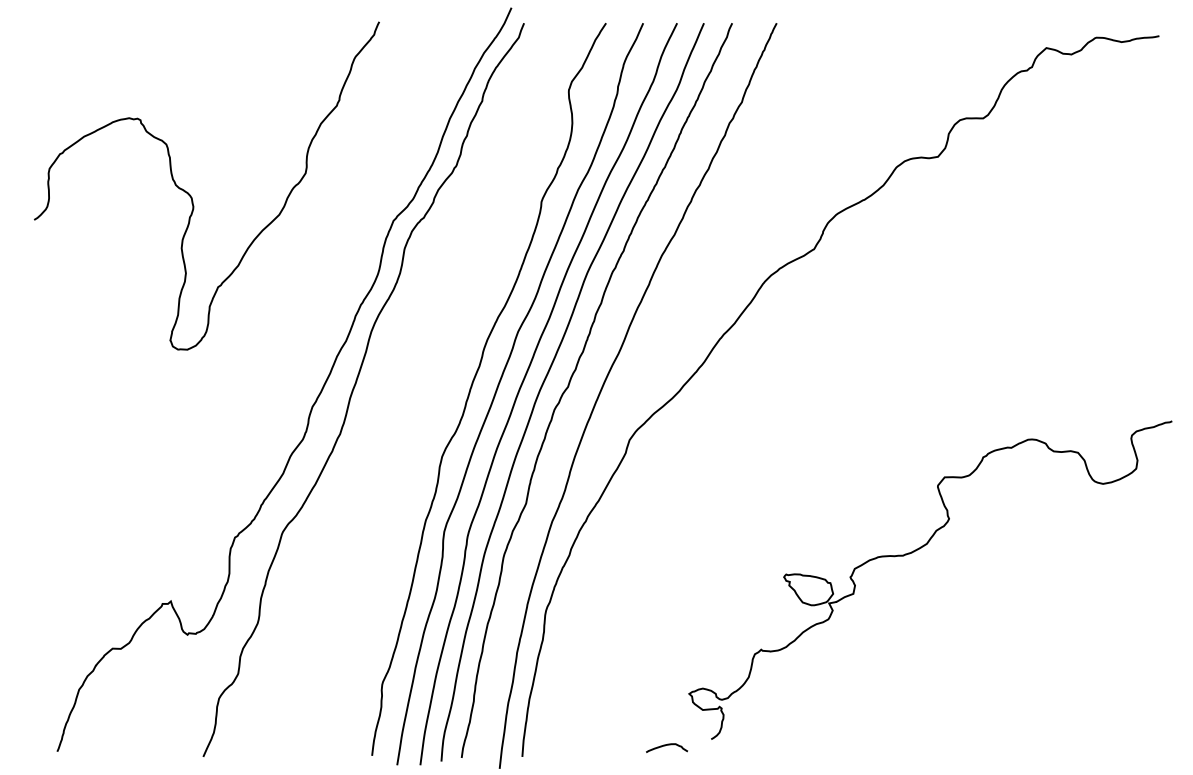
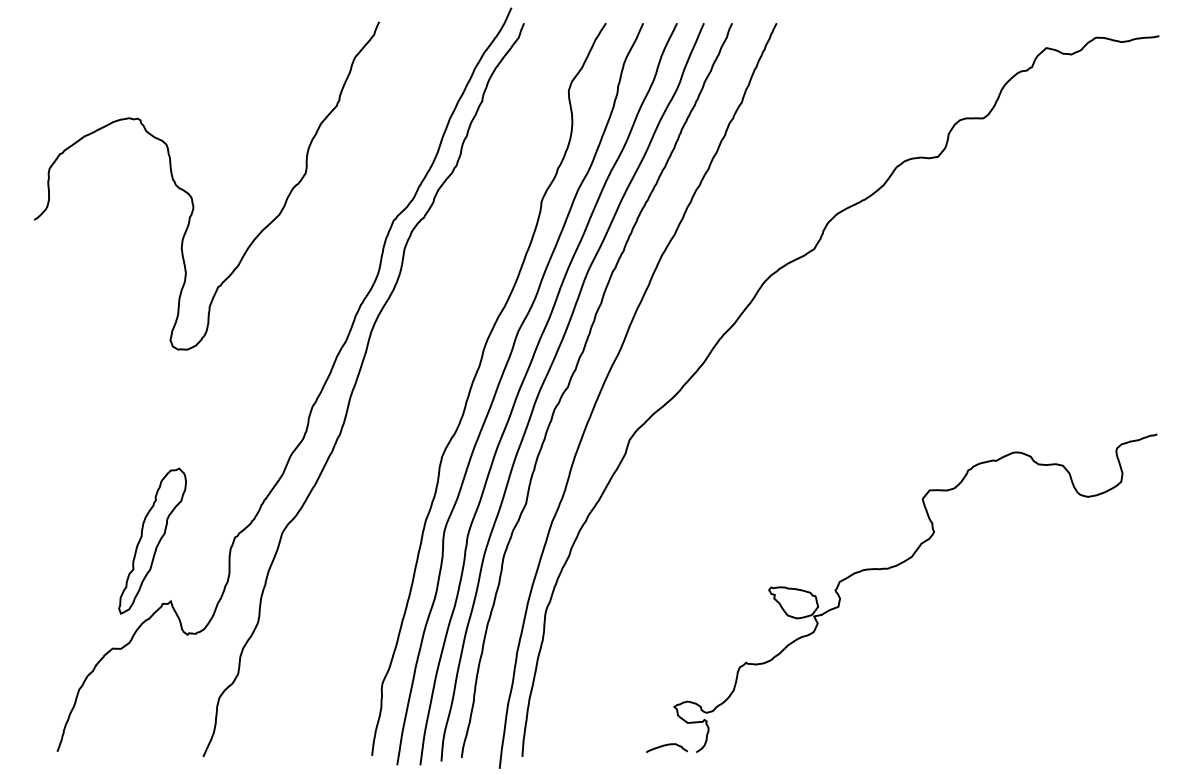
part: none -> present (152, 540)
part position: (916, 551) -> (901, 564) (901, 564)
